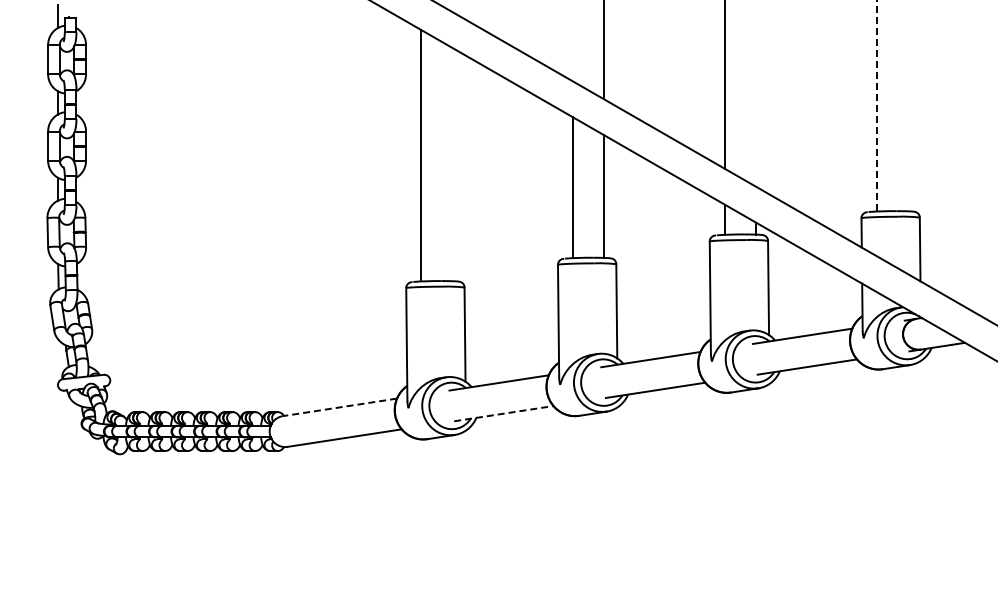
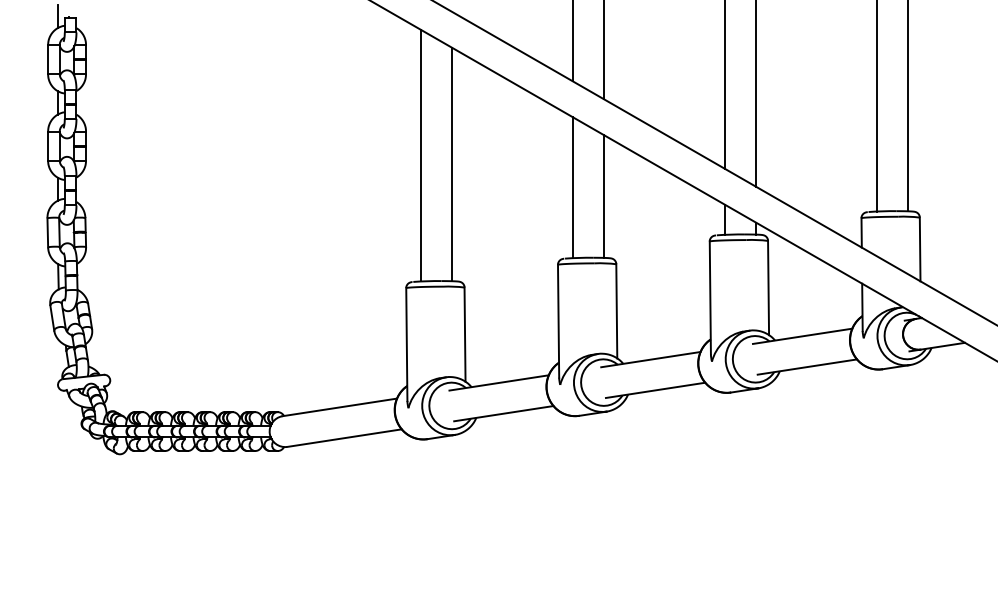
line: none -> present (572, 41)
line: none -> present (755, 94)
line: dashed -> solid (876, 106)
line: none -> present (907, 106)
line: none -> present (452, 164)
line: dashed -> solid (339, 407)
line: dashed -> solid (504, 413)
